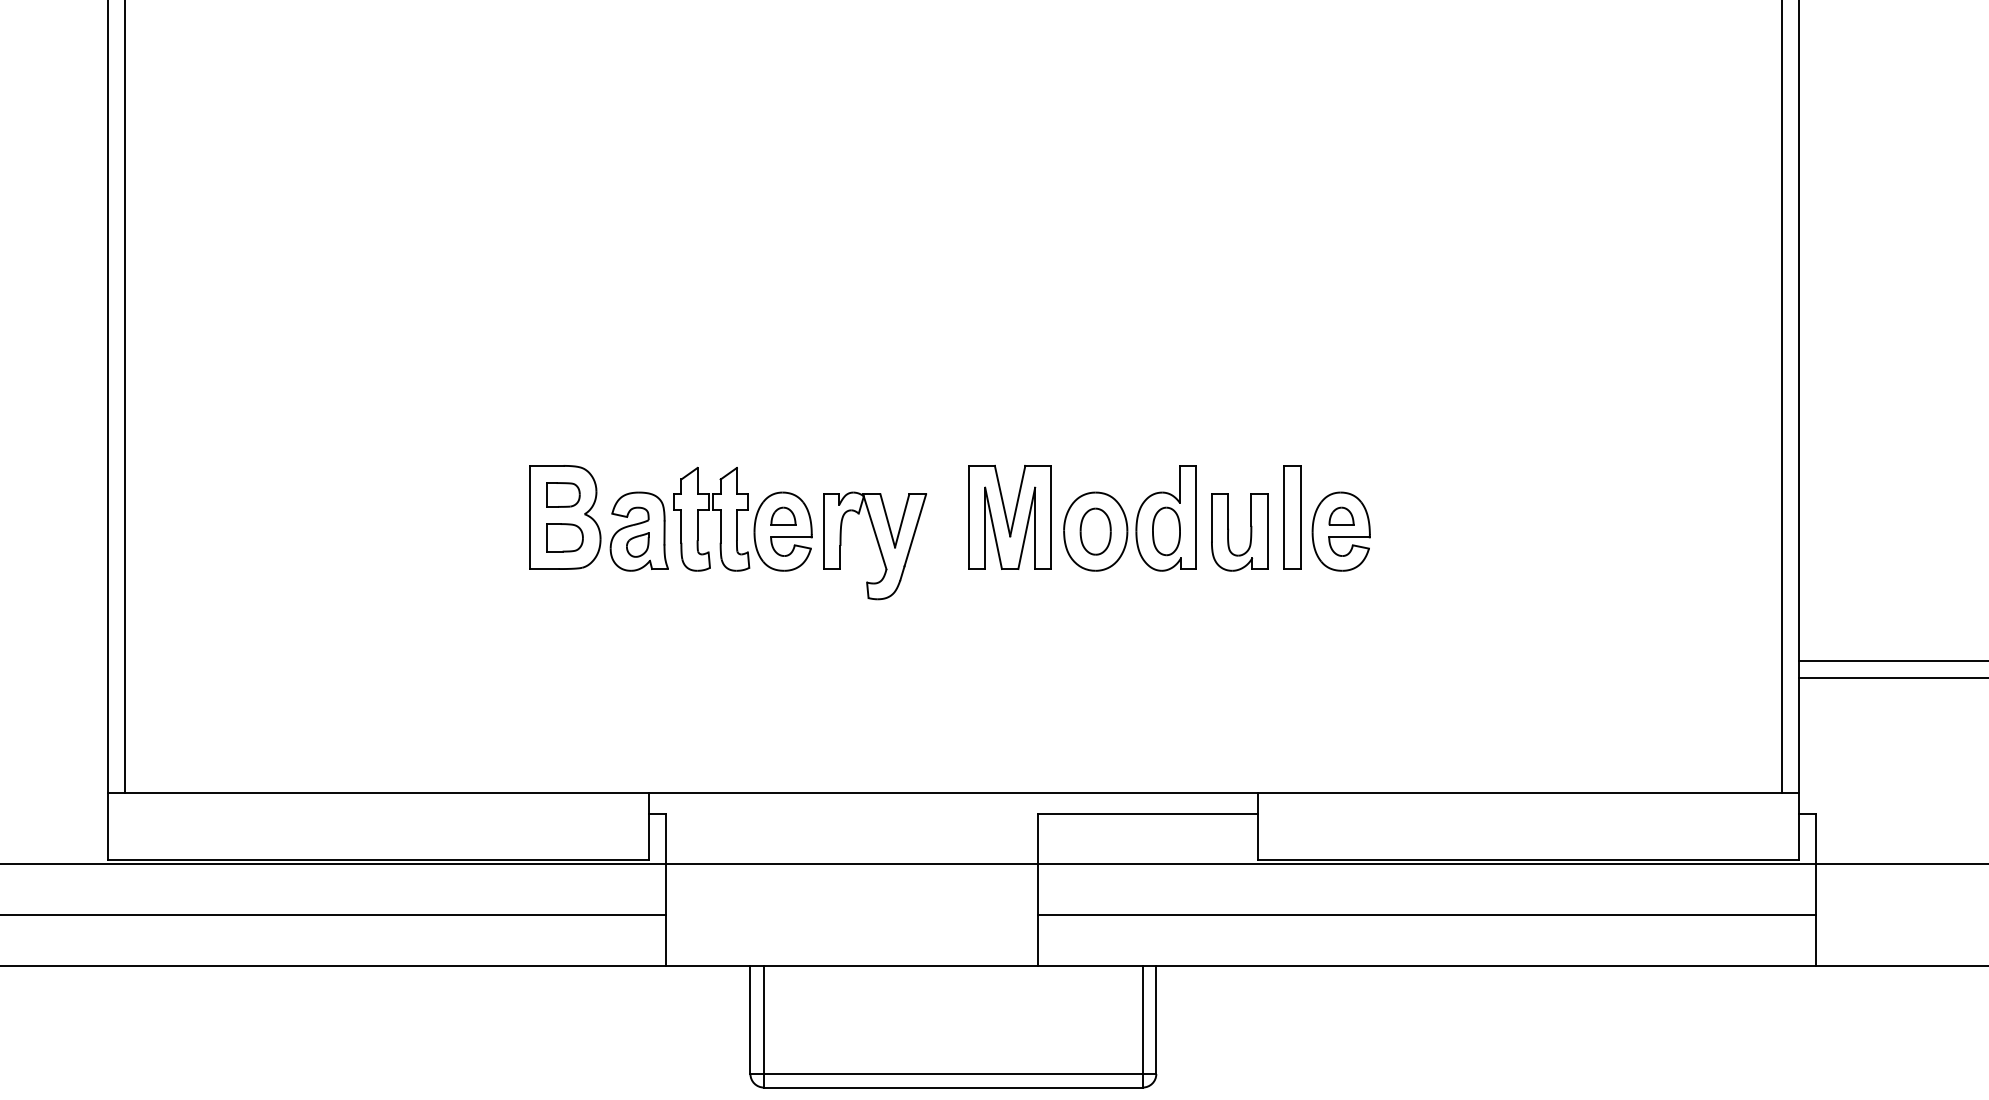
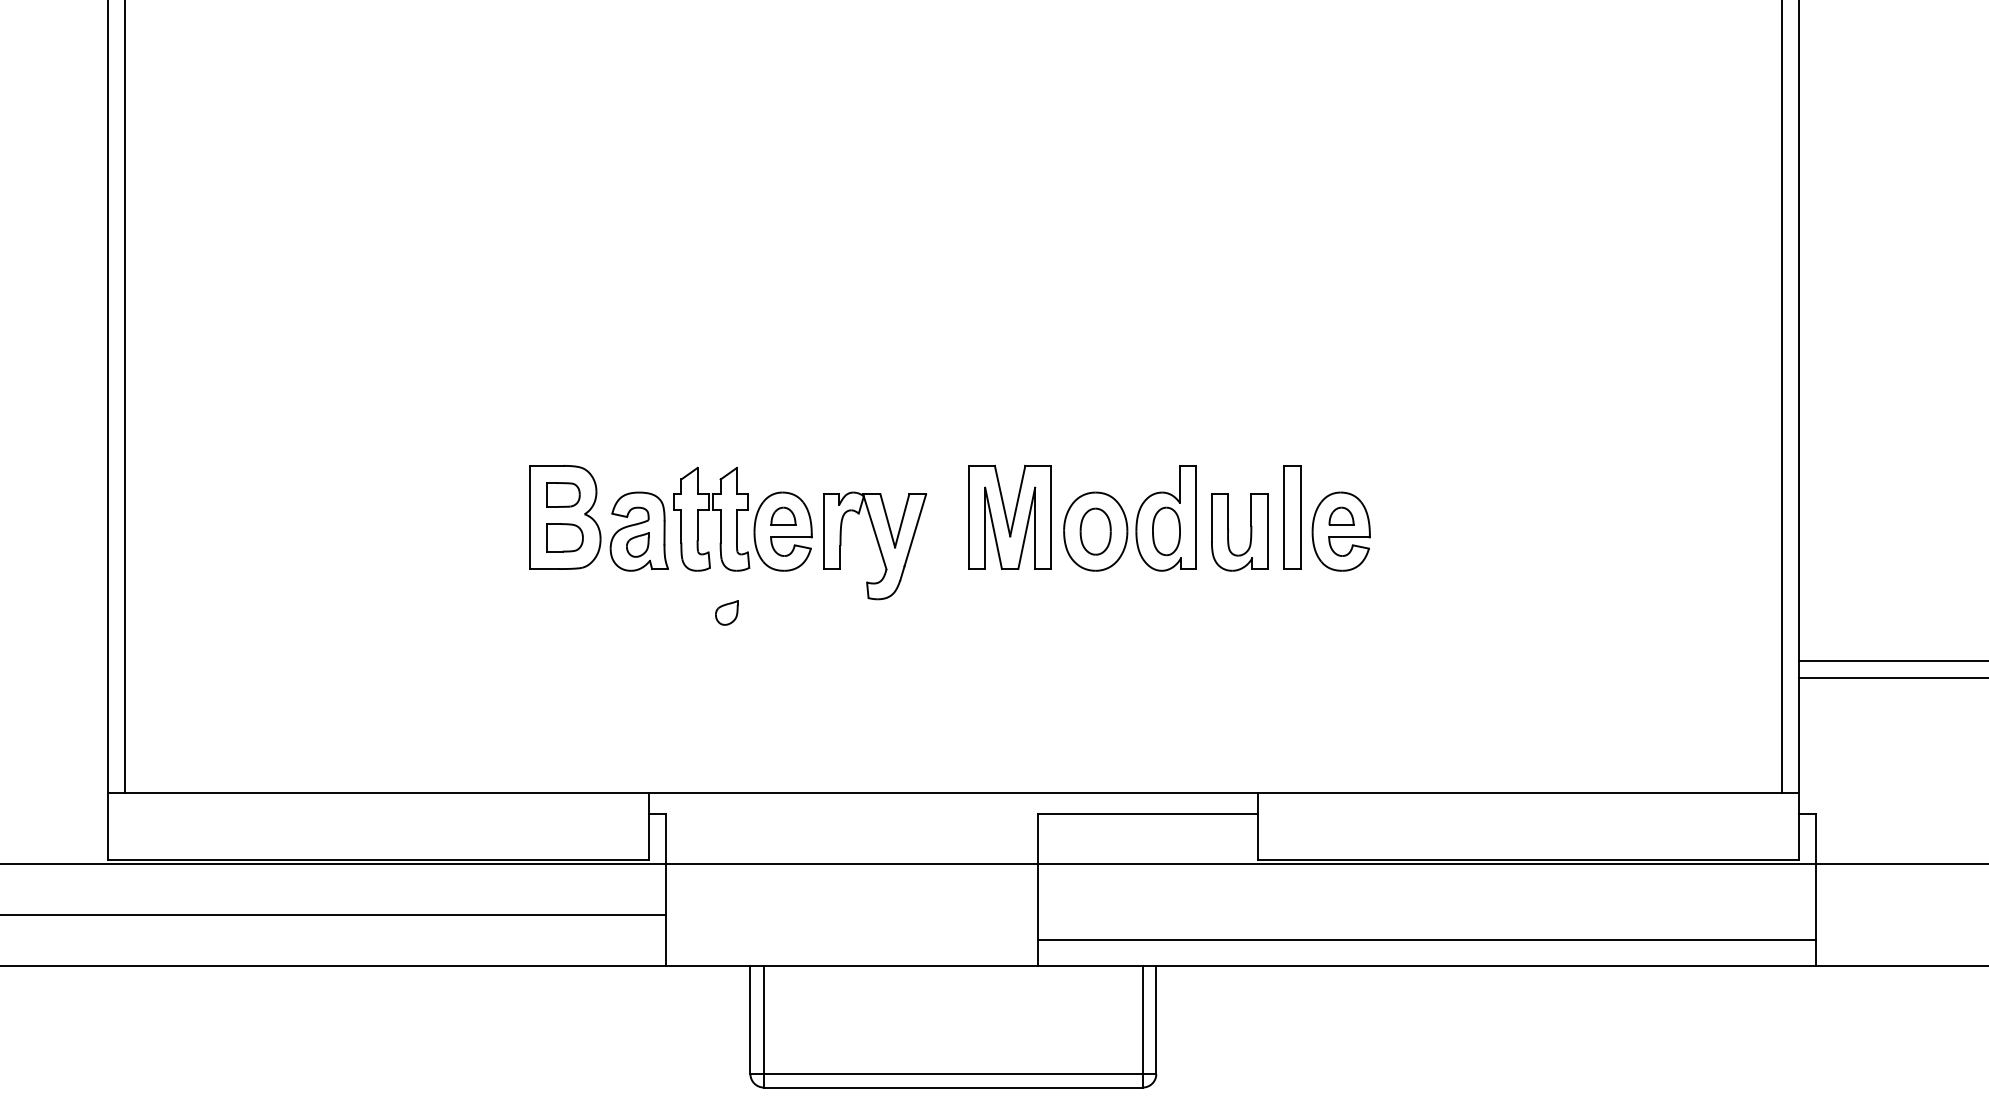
part: none -> present (726, 612)
line position: (1426, 915) -> (1426, 940) (1426, 940)
